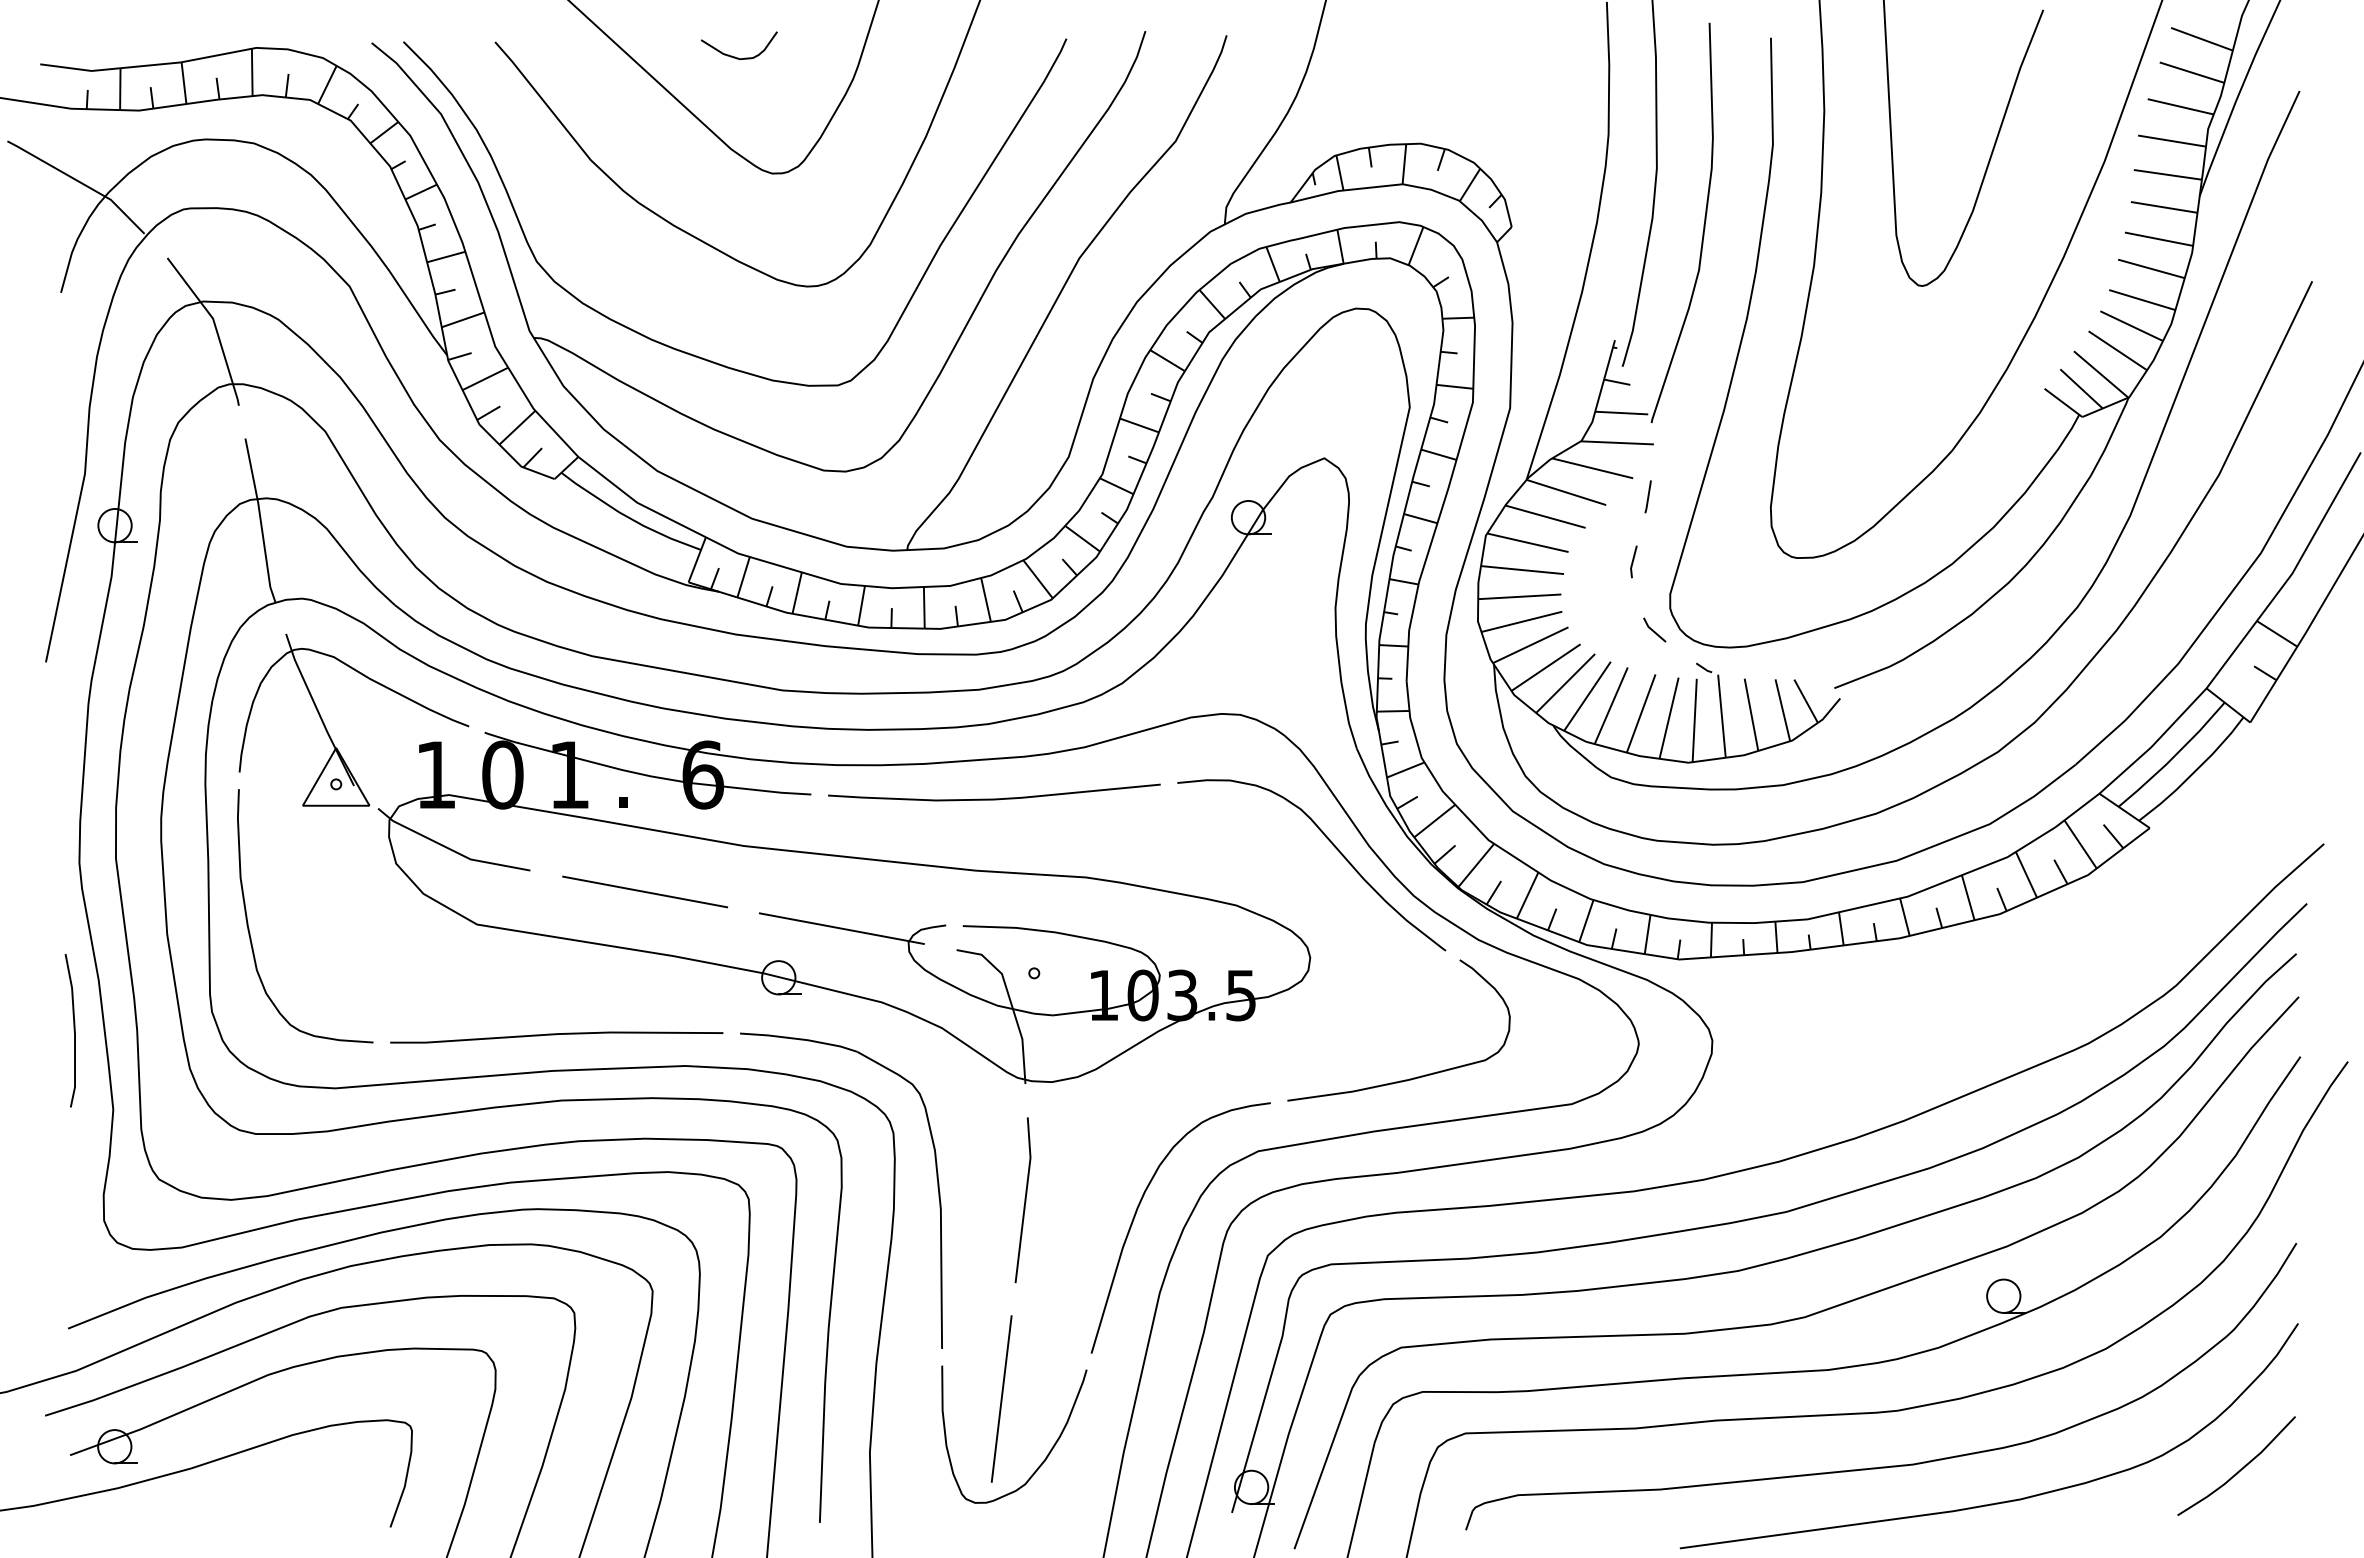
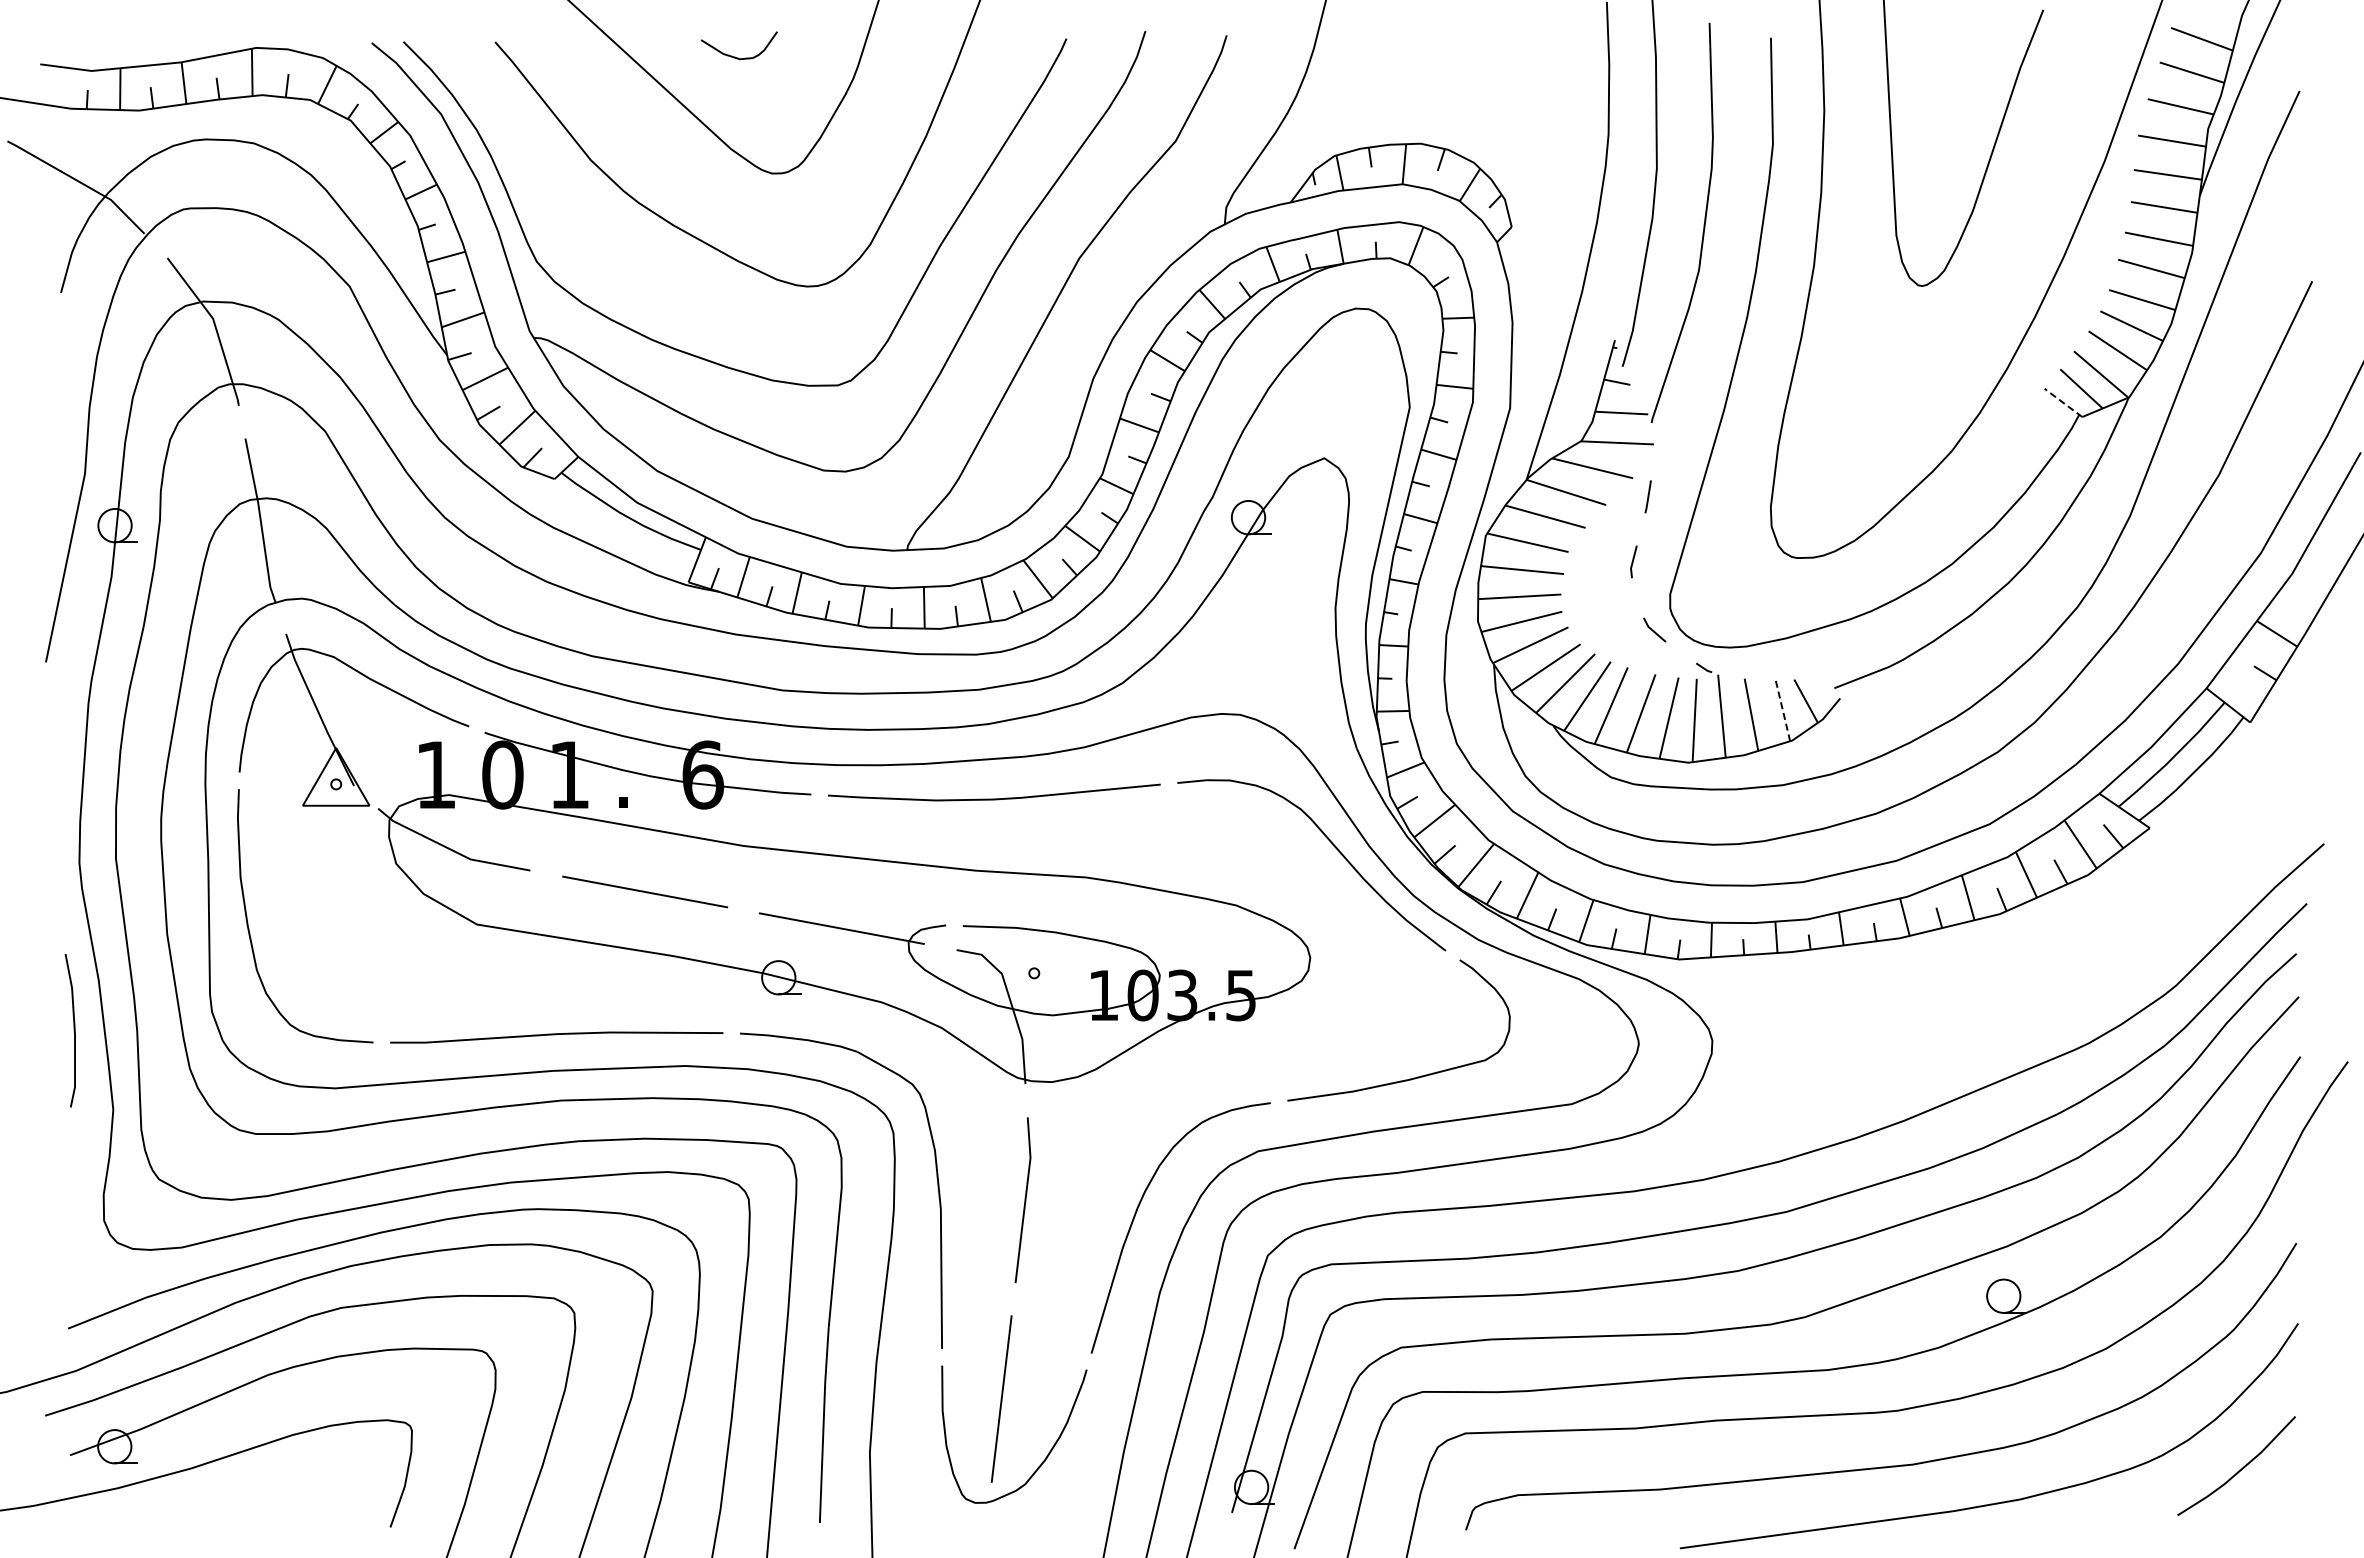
line: solid -> dashed (2063, 402)
line: solid -> dashed (1782, 710)
